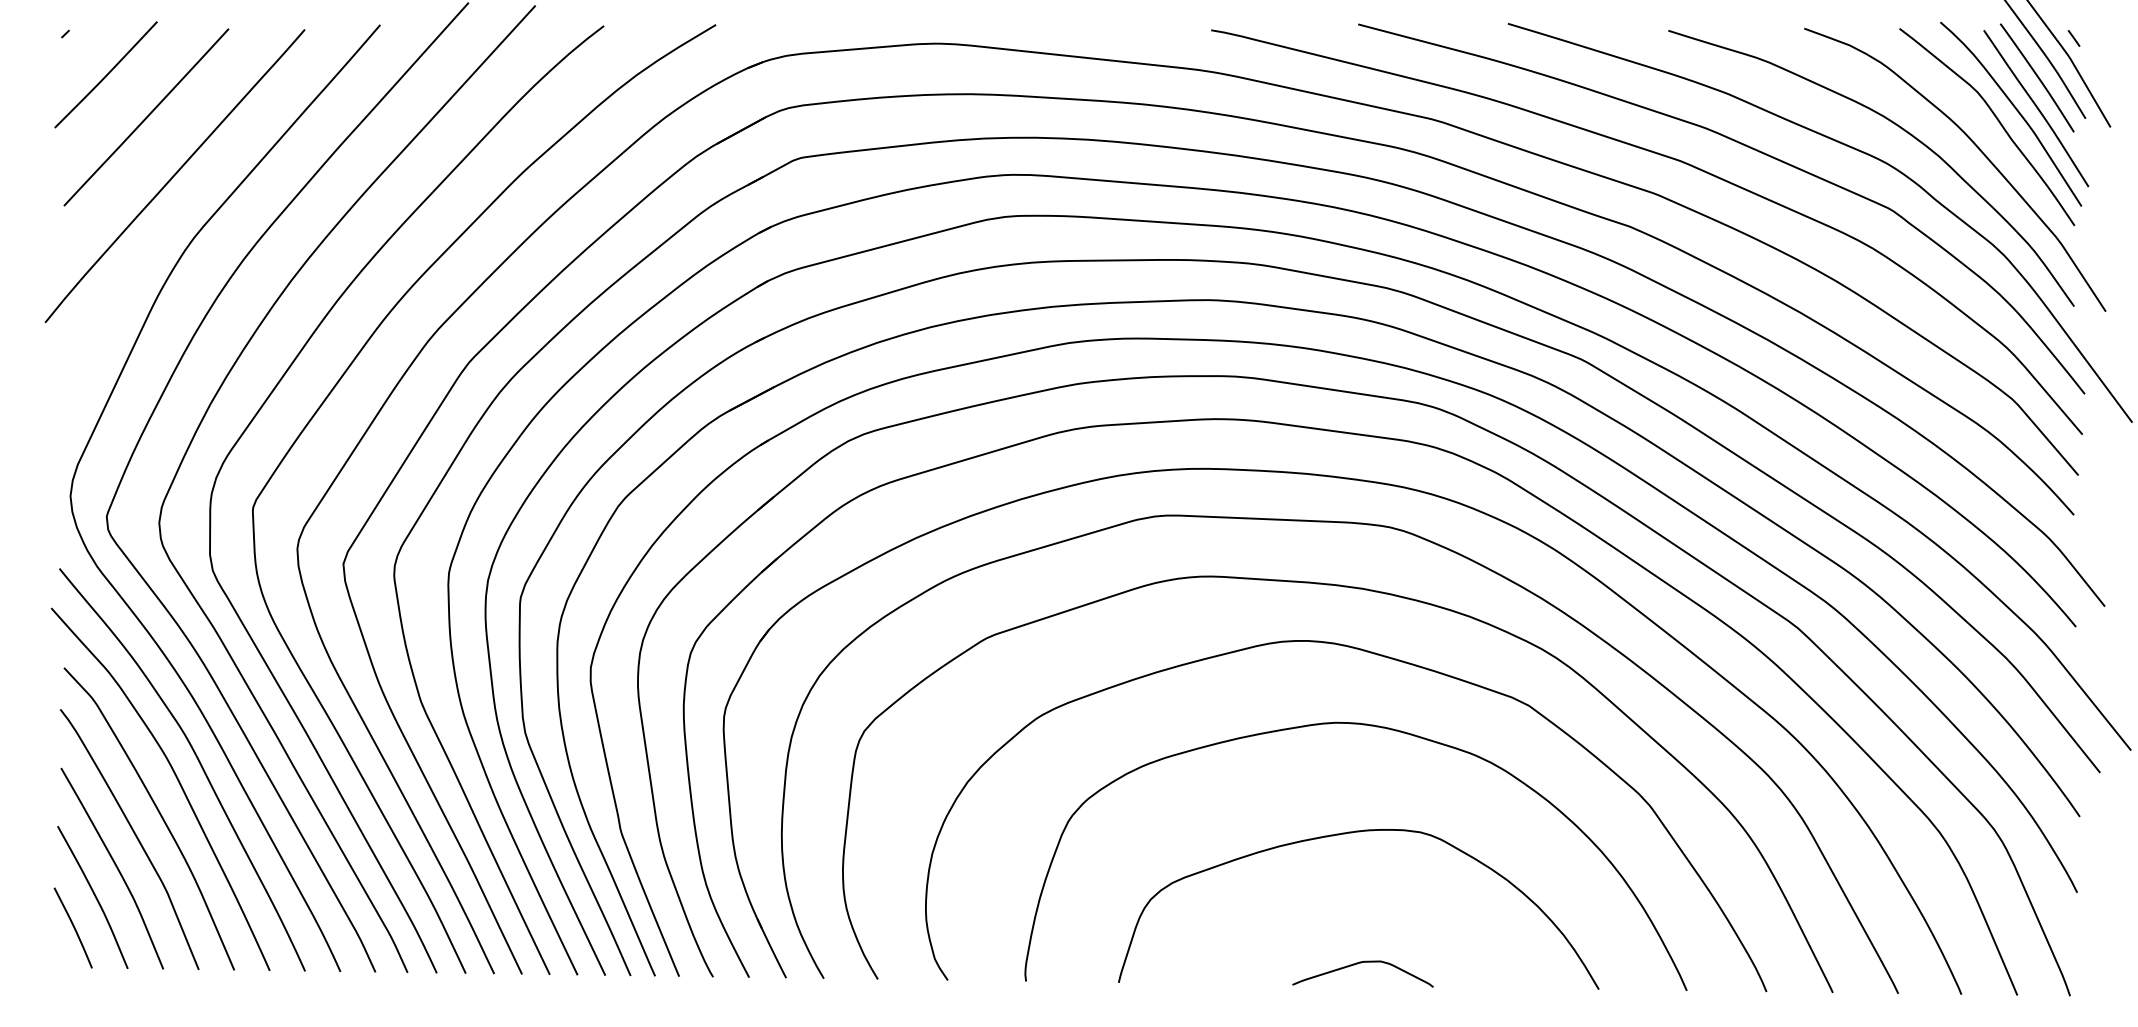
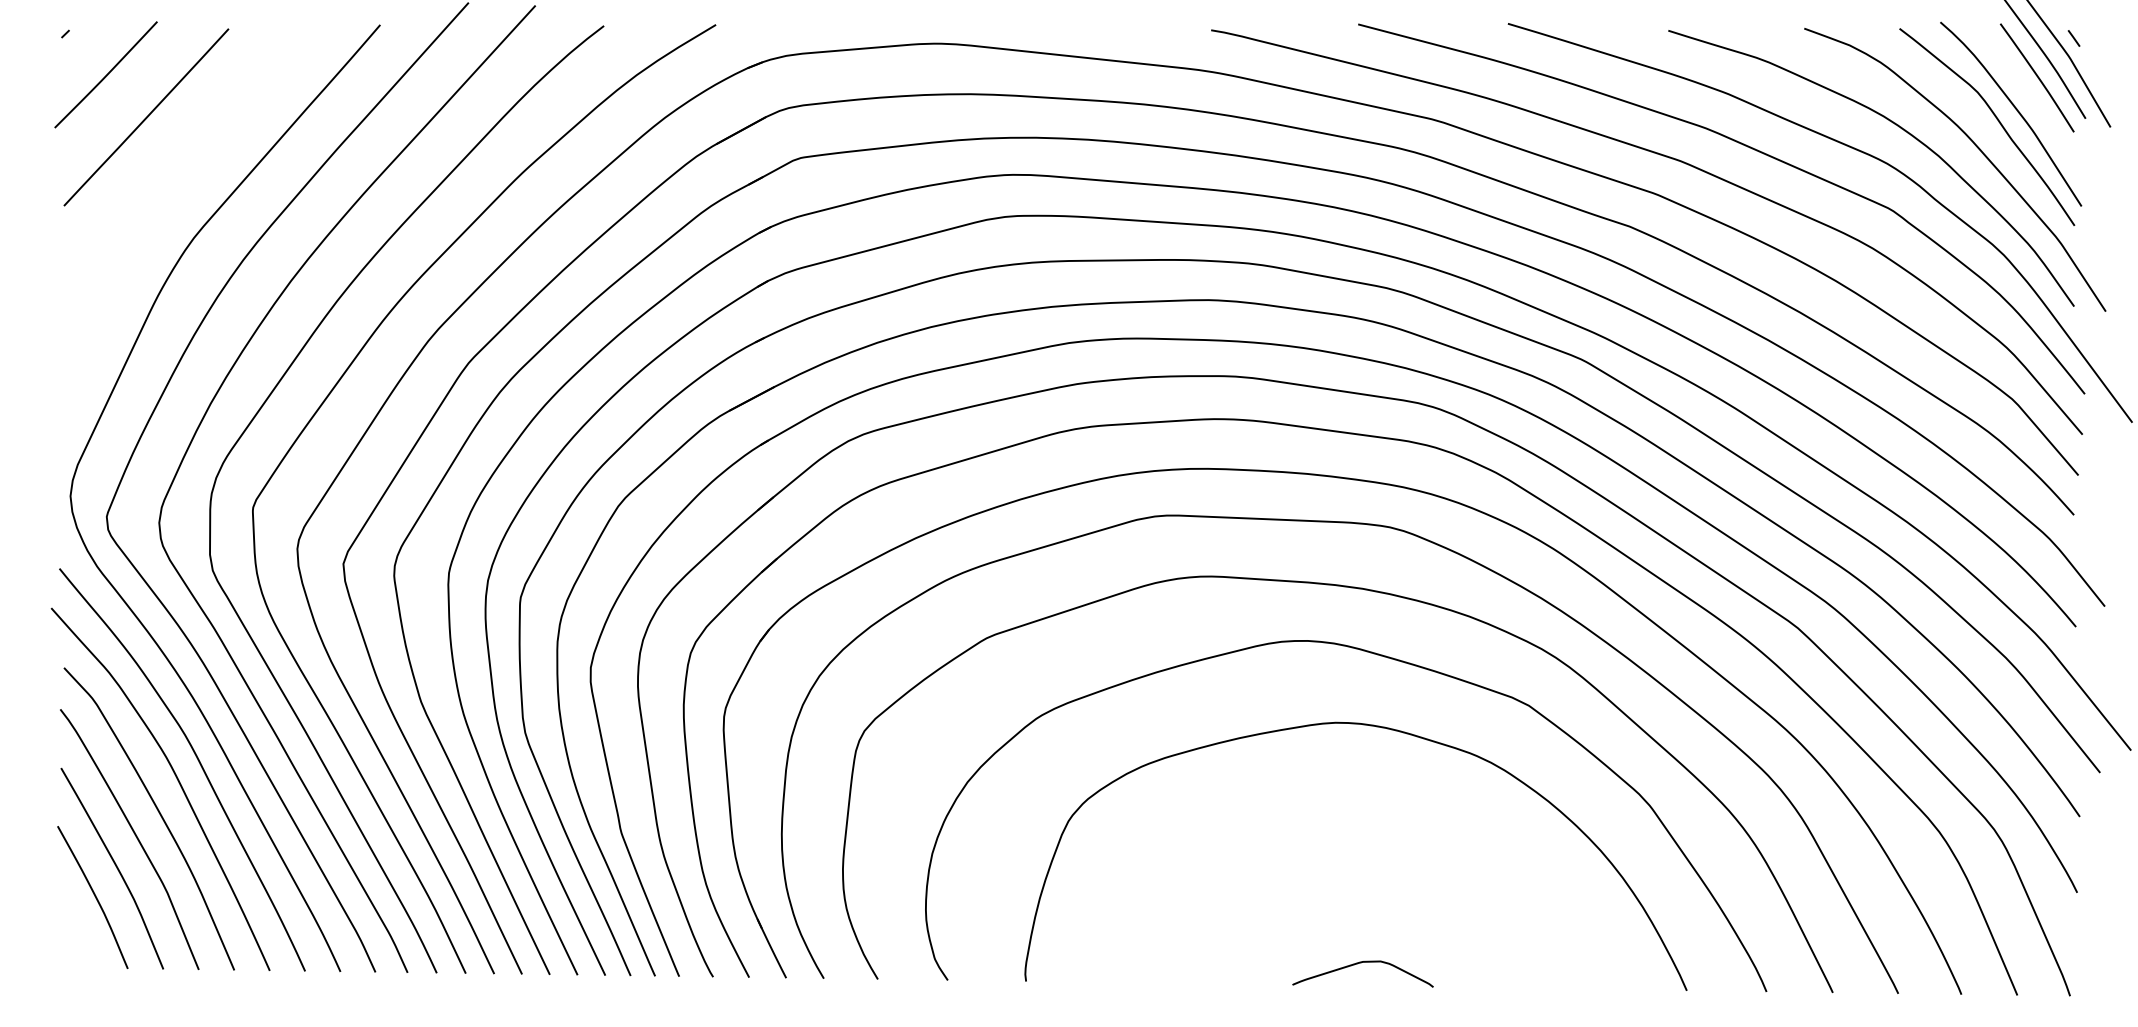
curve: present -> none (2036, 108)
curve: present -> none (174, 175)
curve: present -> none (1345, 834)
curve: present -> none (72, 926)
